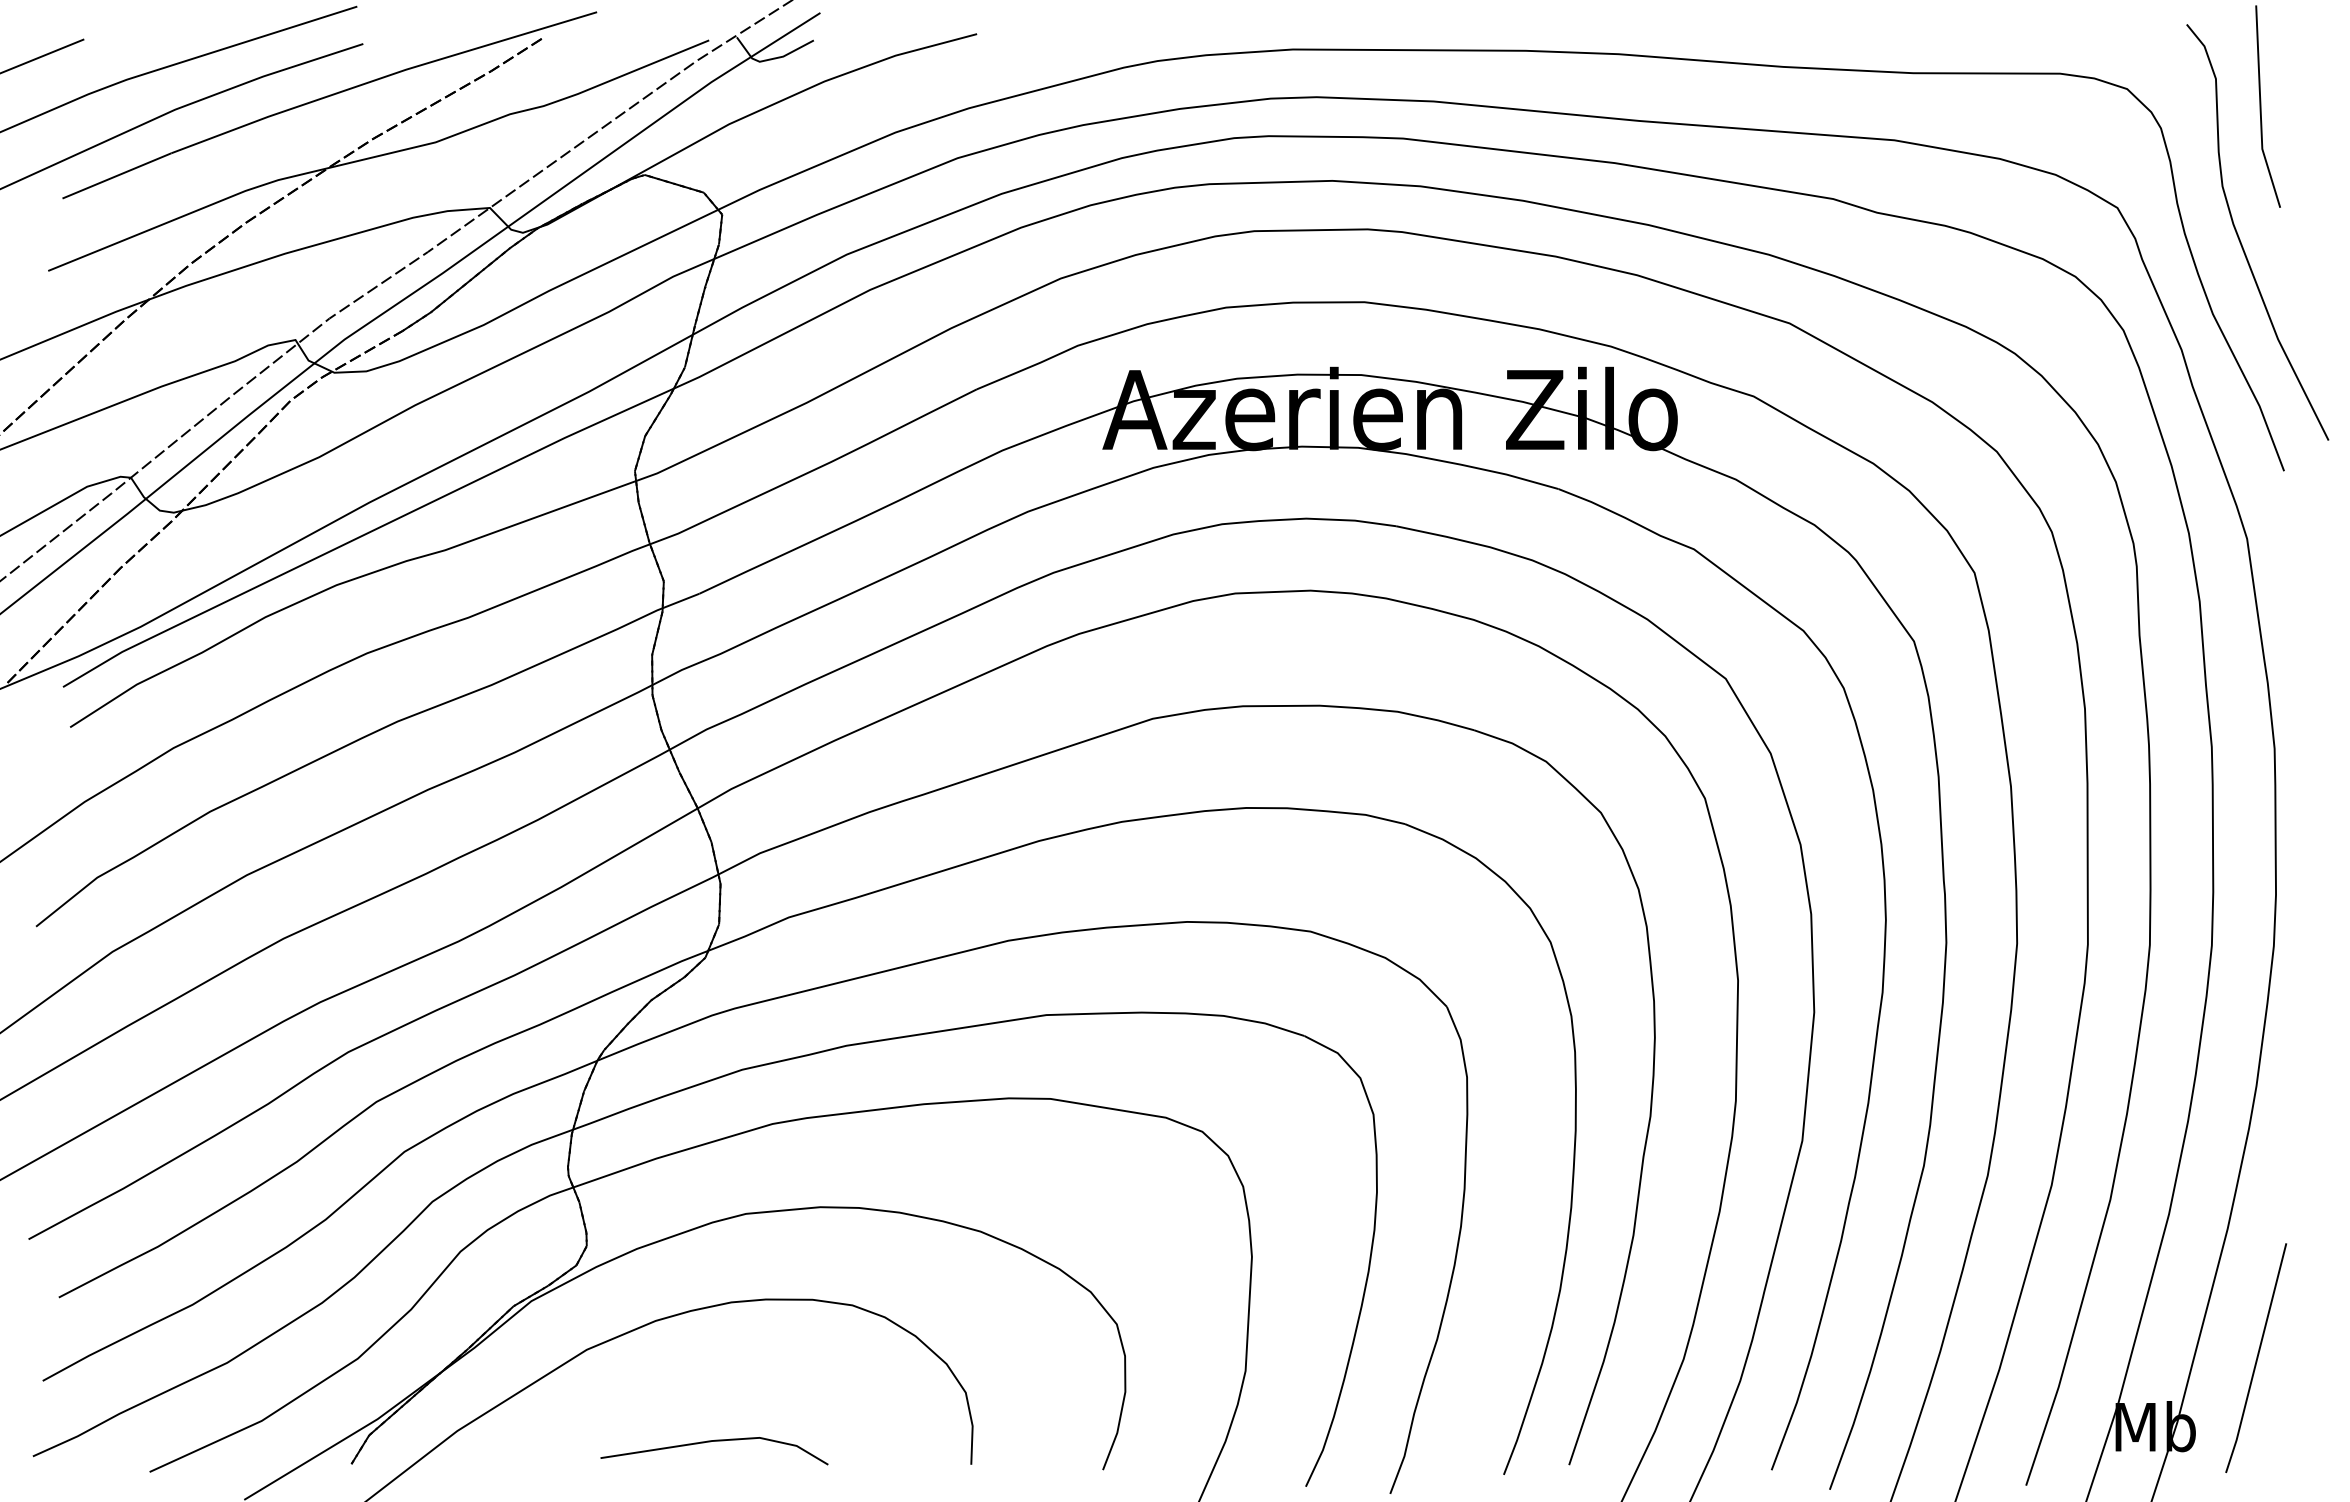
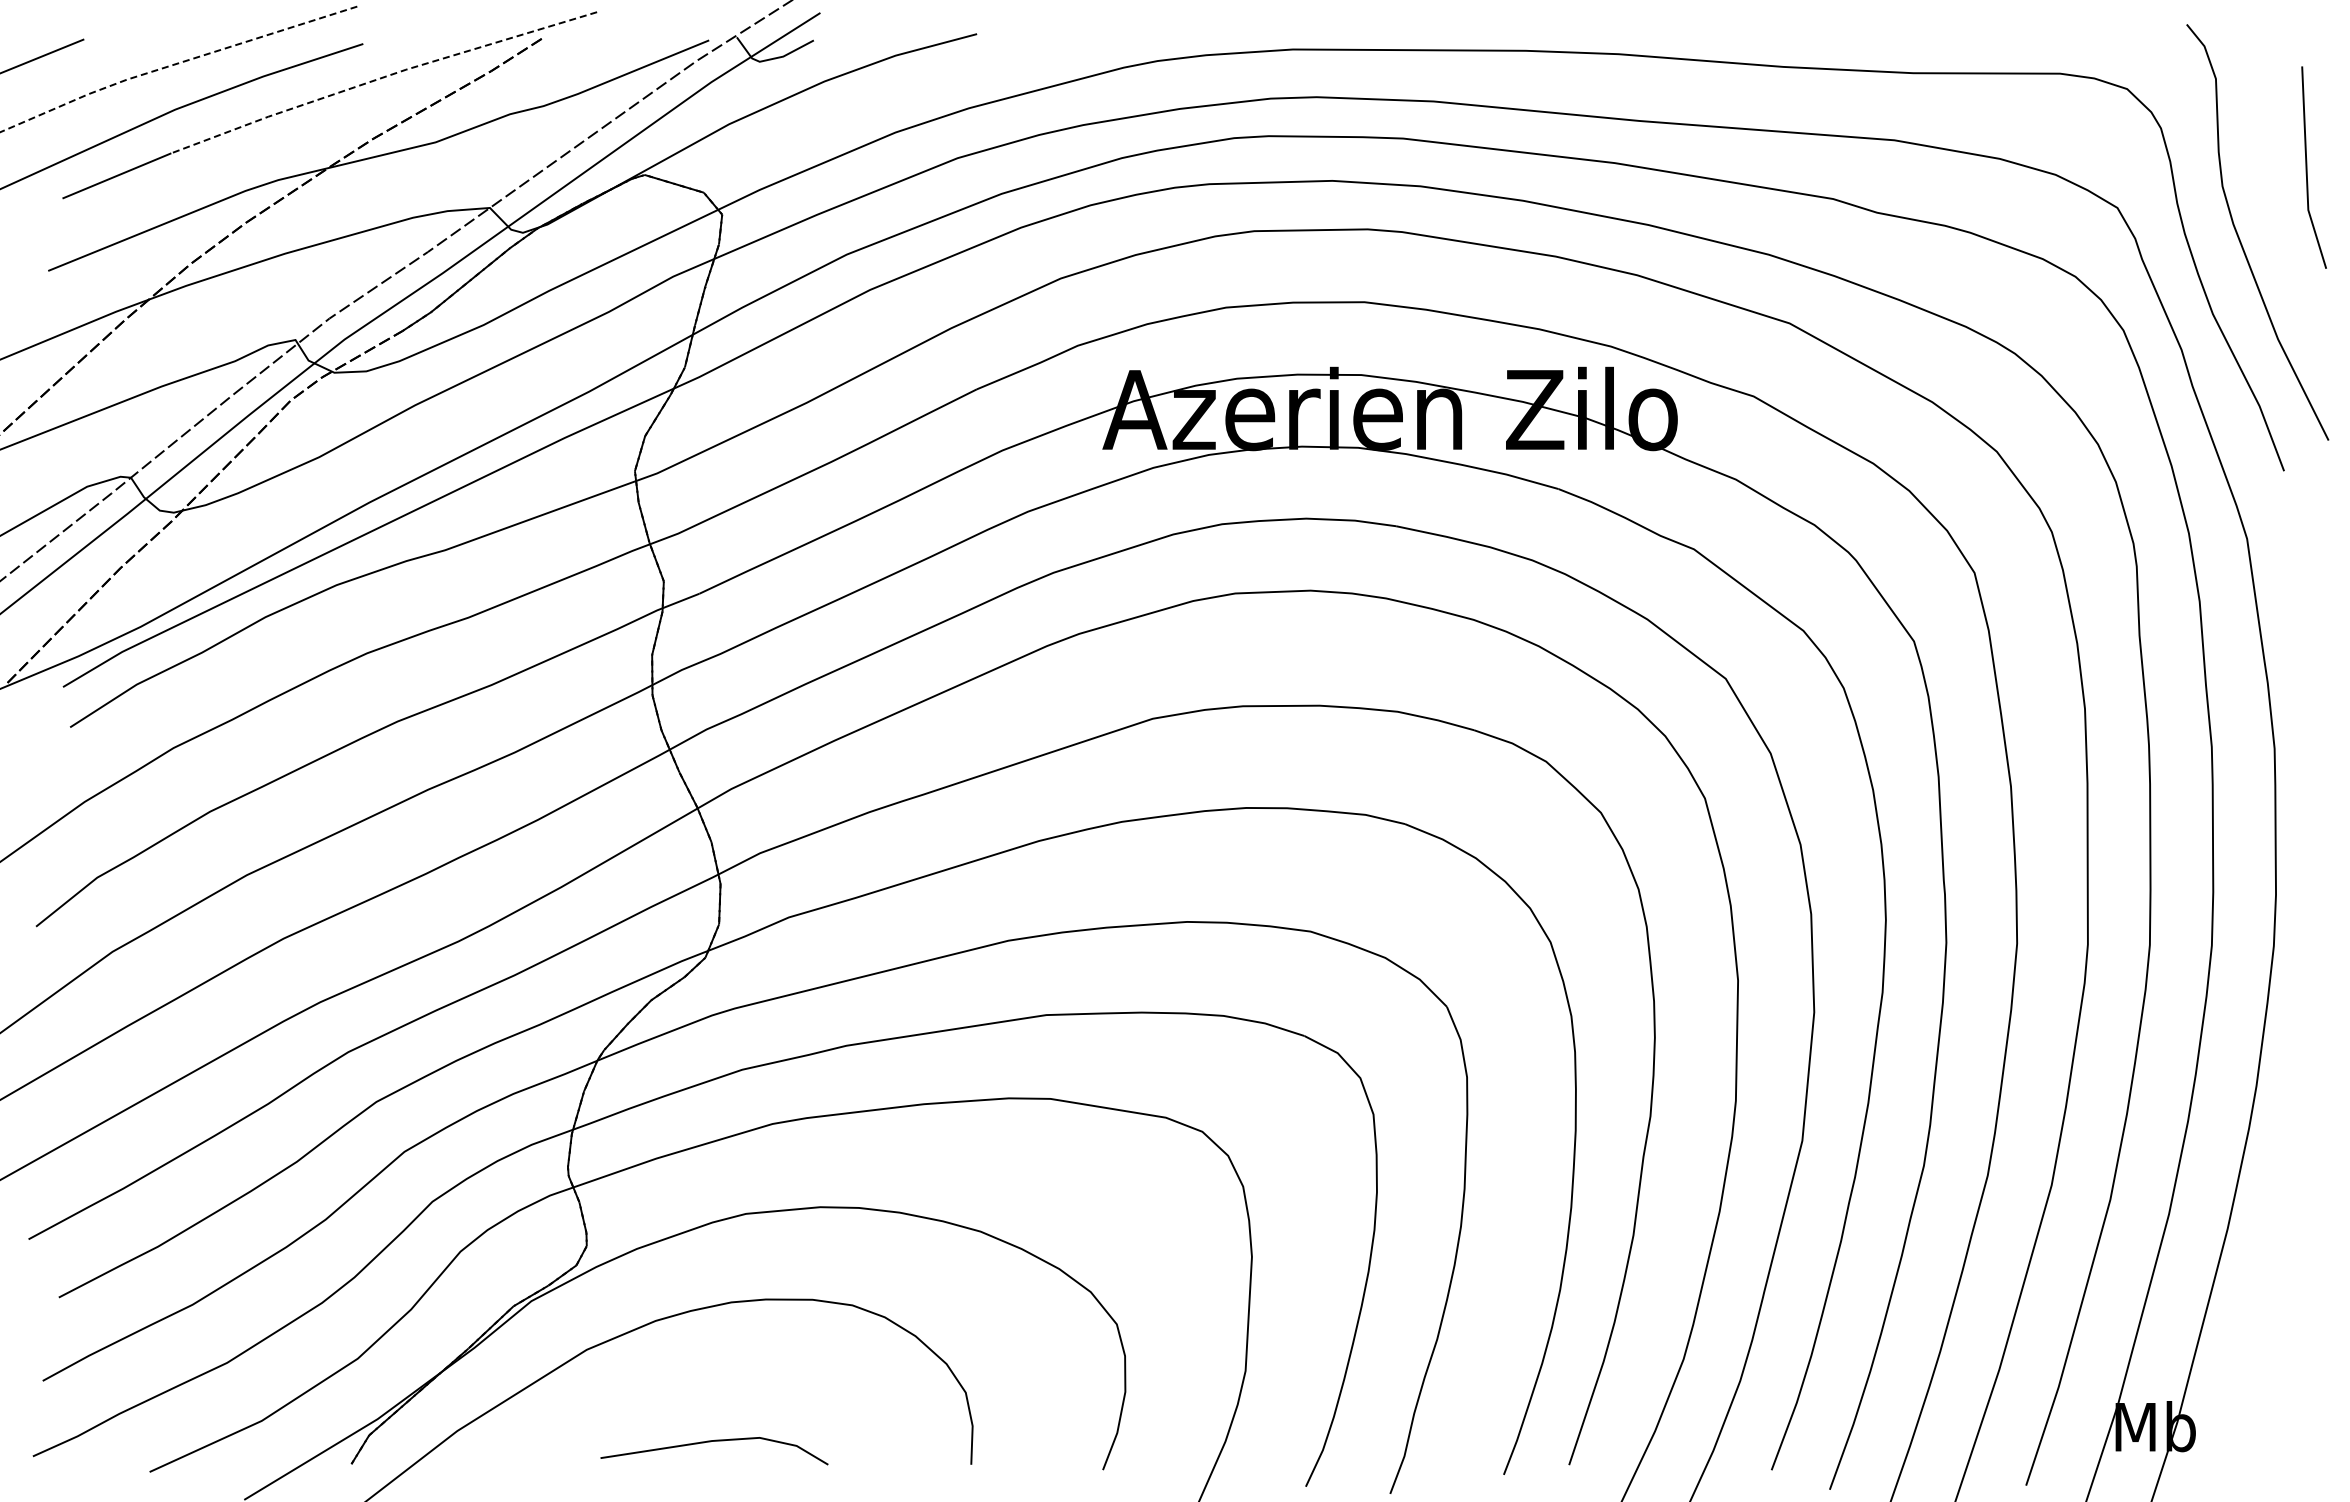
line: solid -> dashed (175, 64)
line: solid -> dashed (382, 77)
line position: (2261, 106) -> (2307, 167) (2307, 167)
line: present -> none (2256, 1357)
